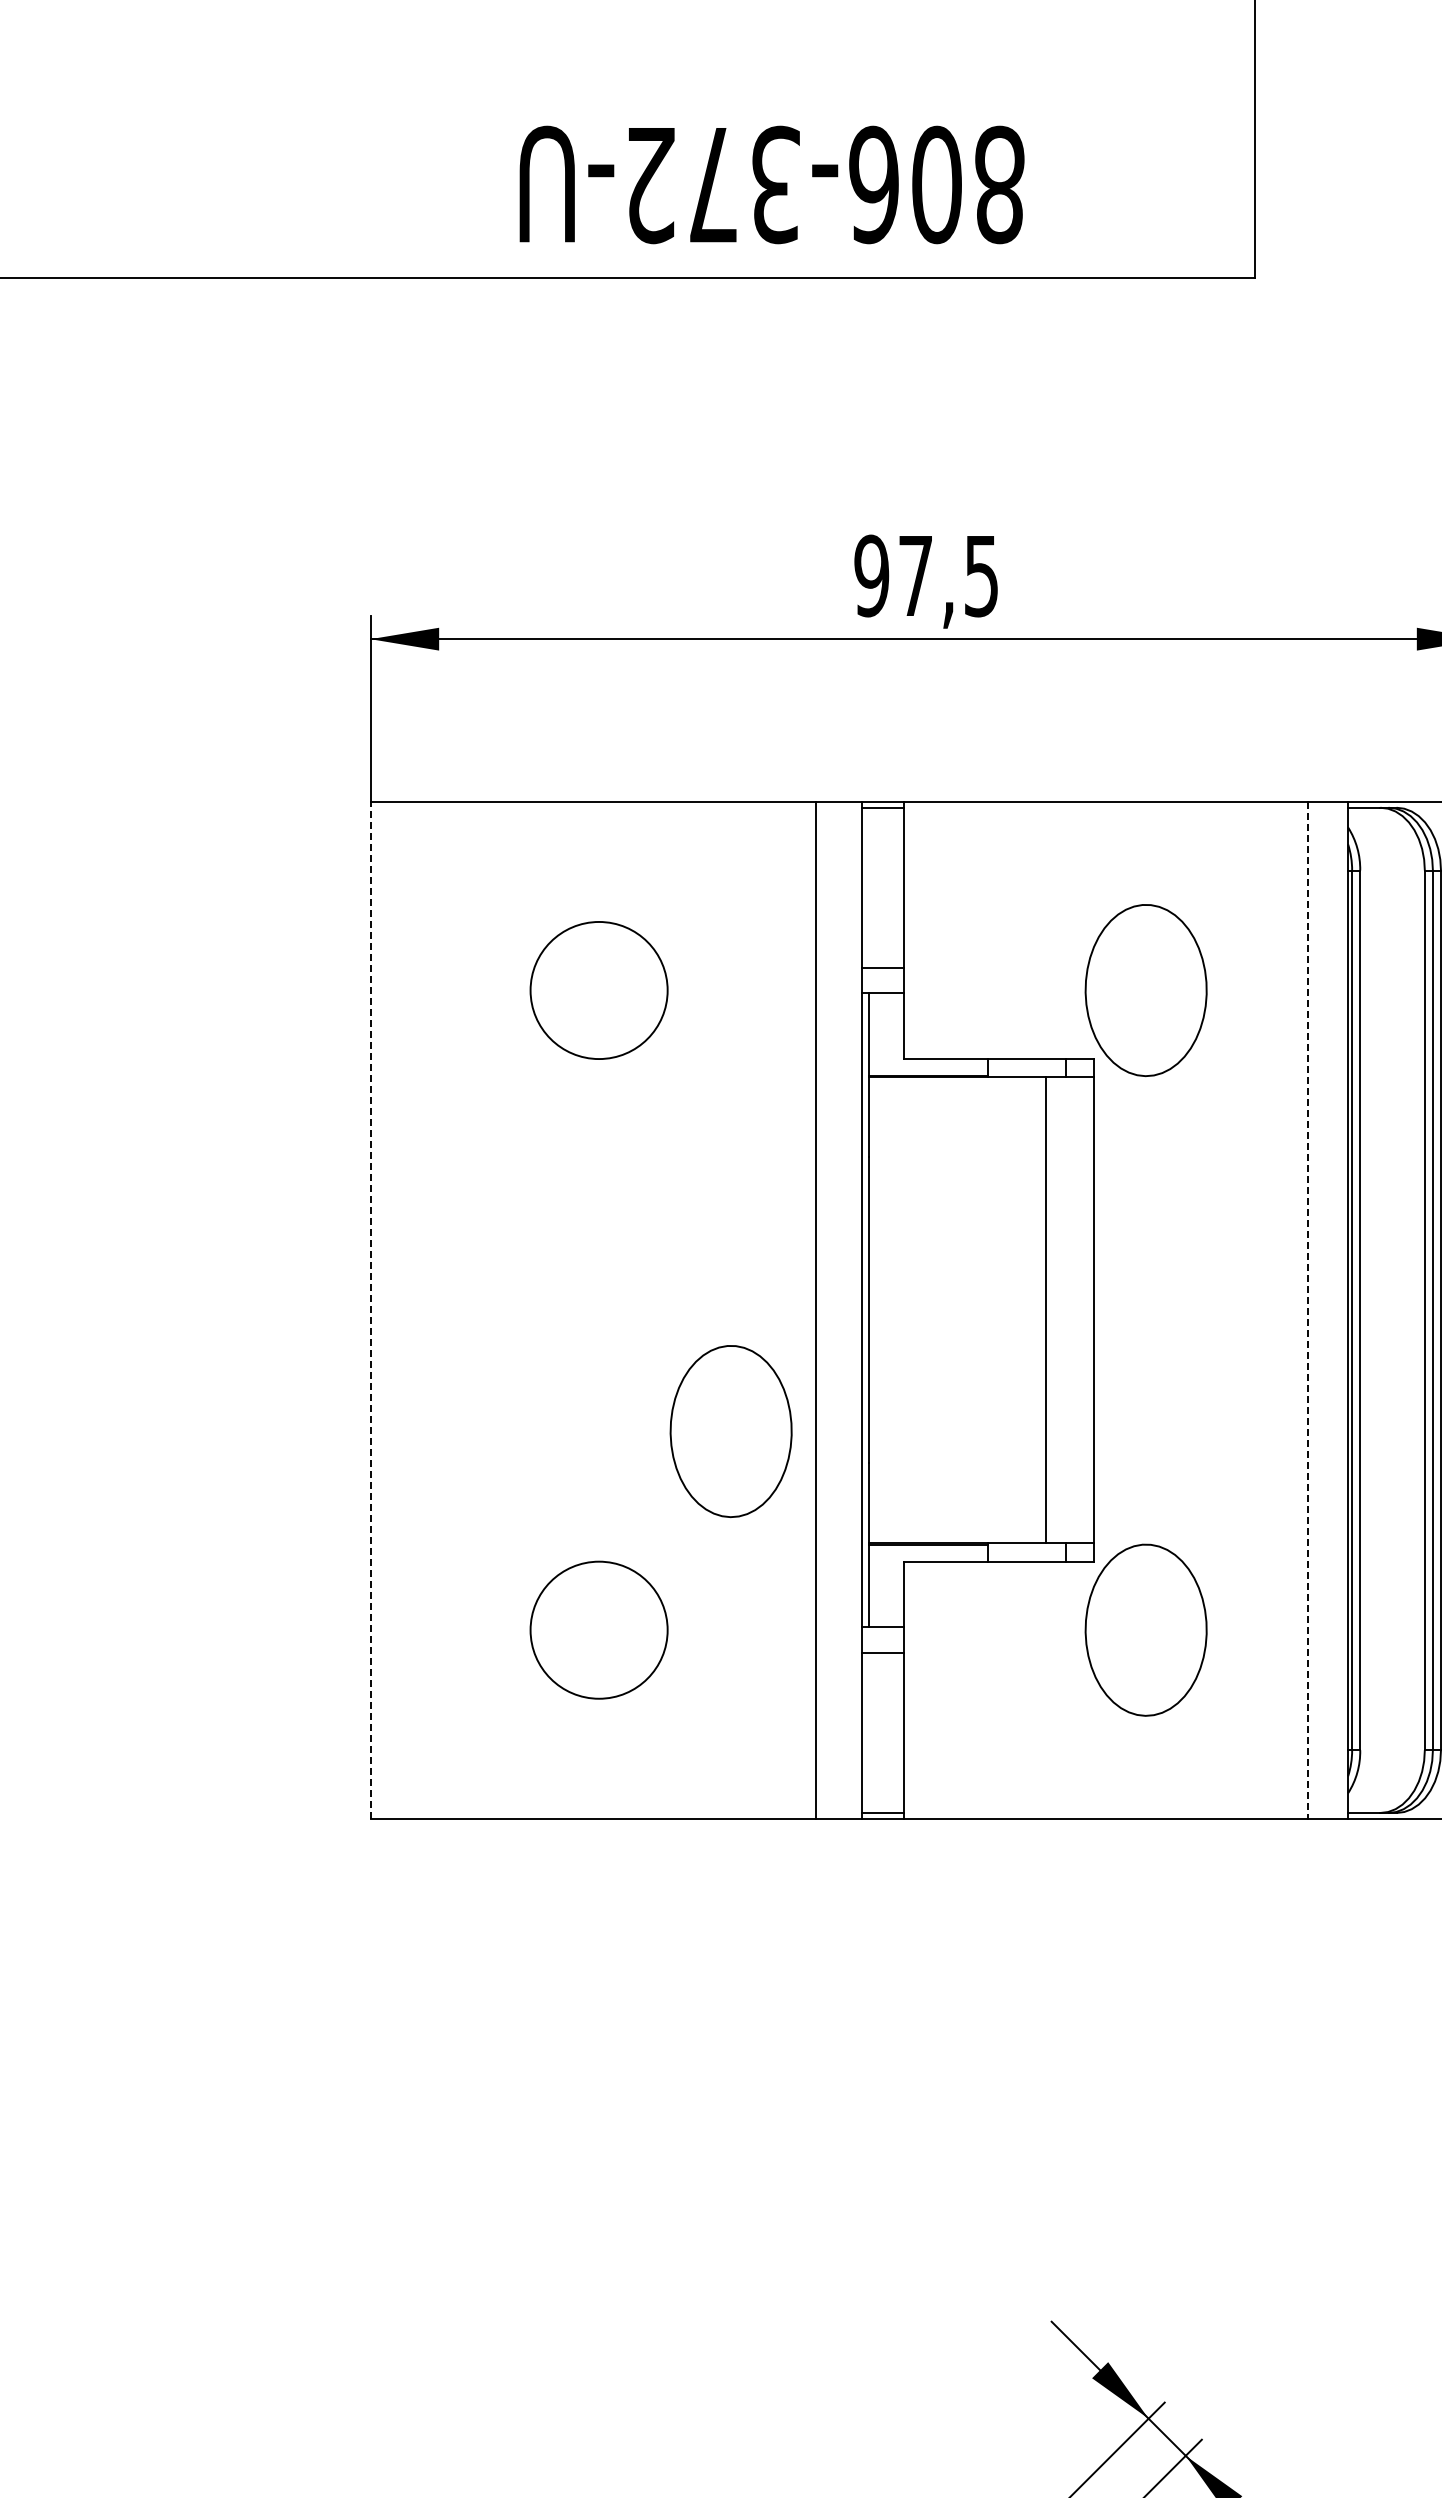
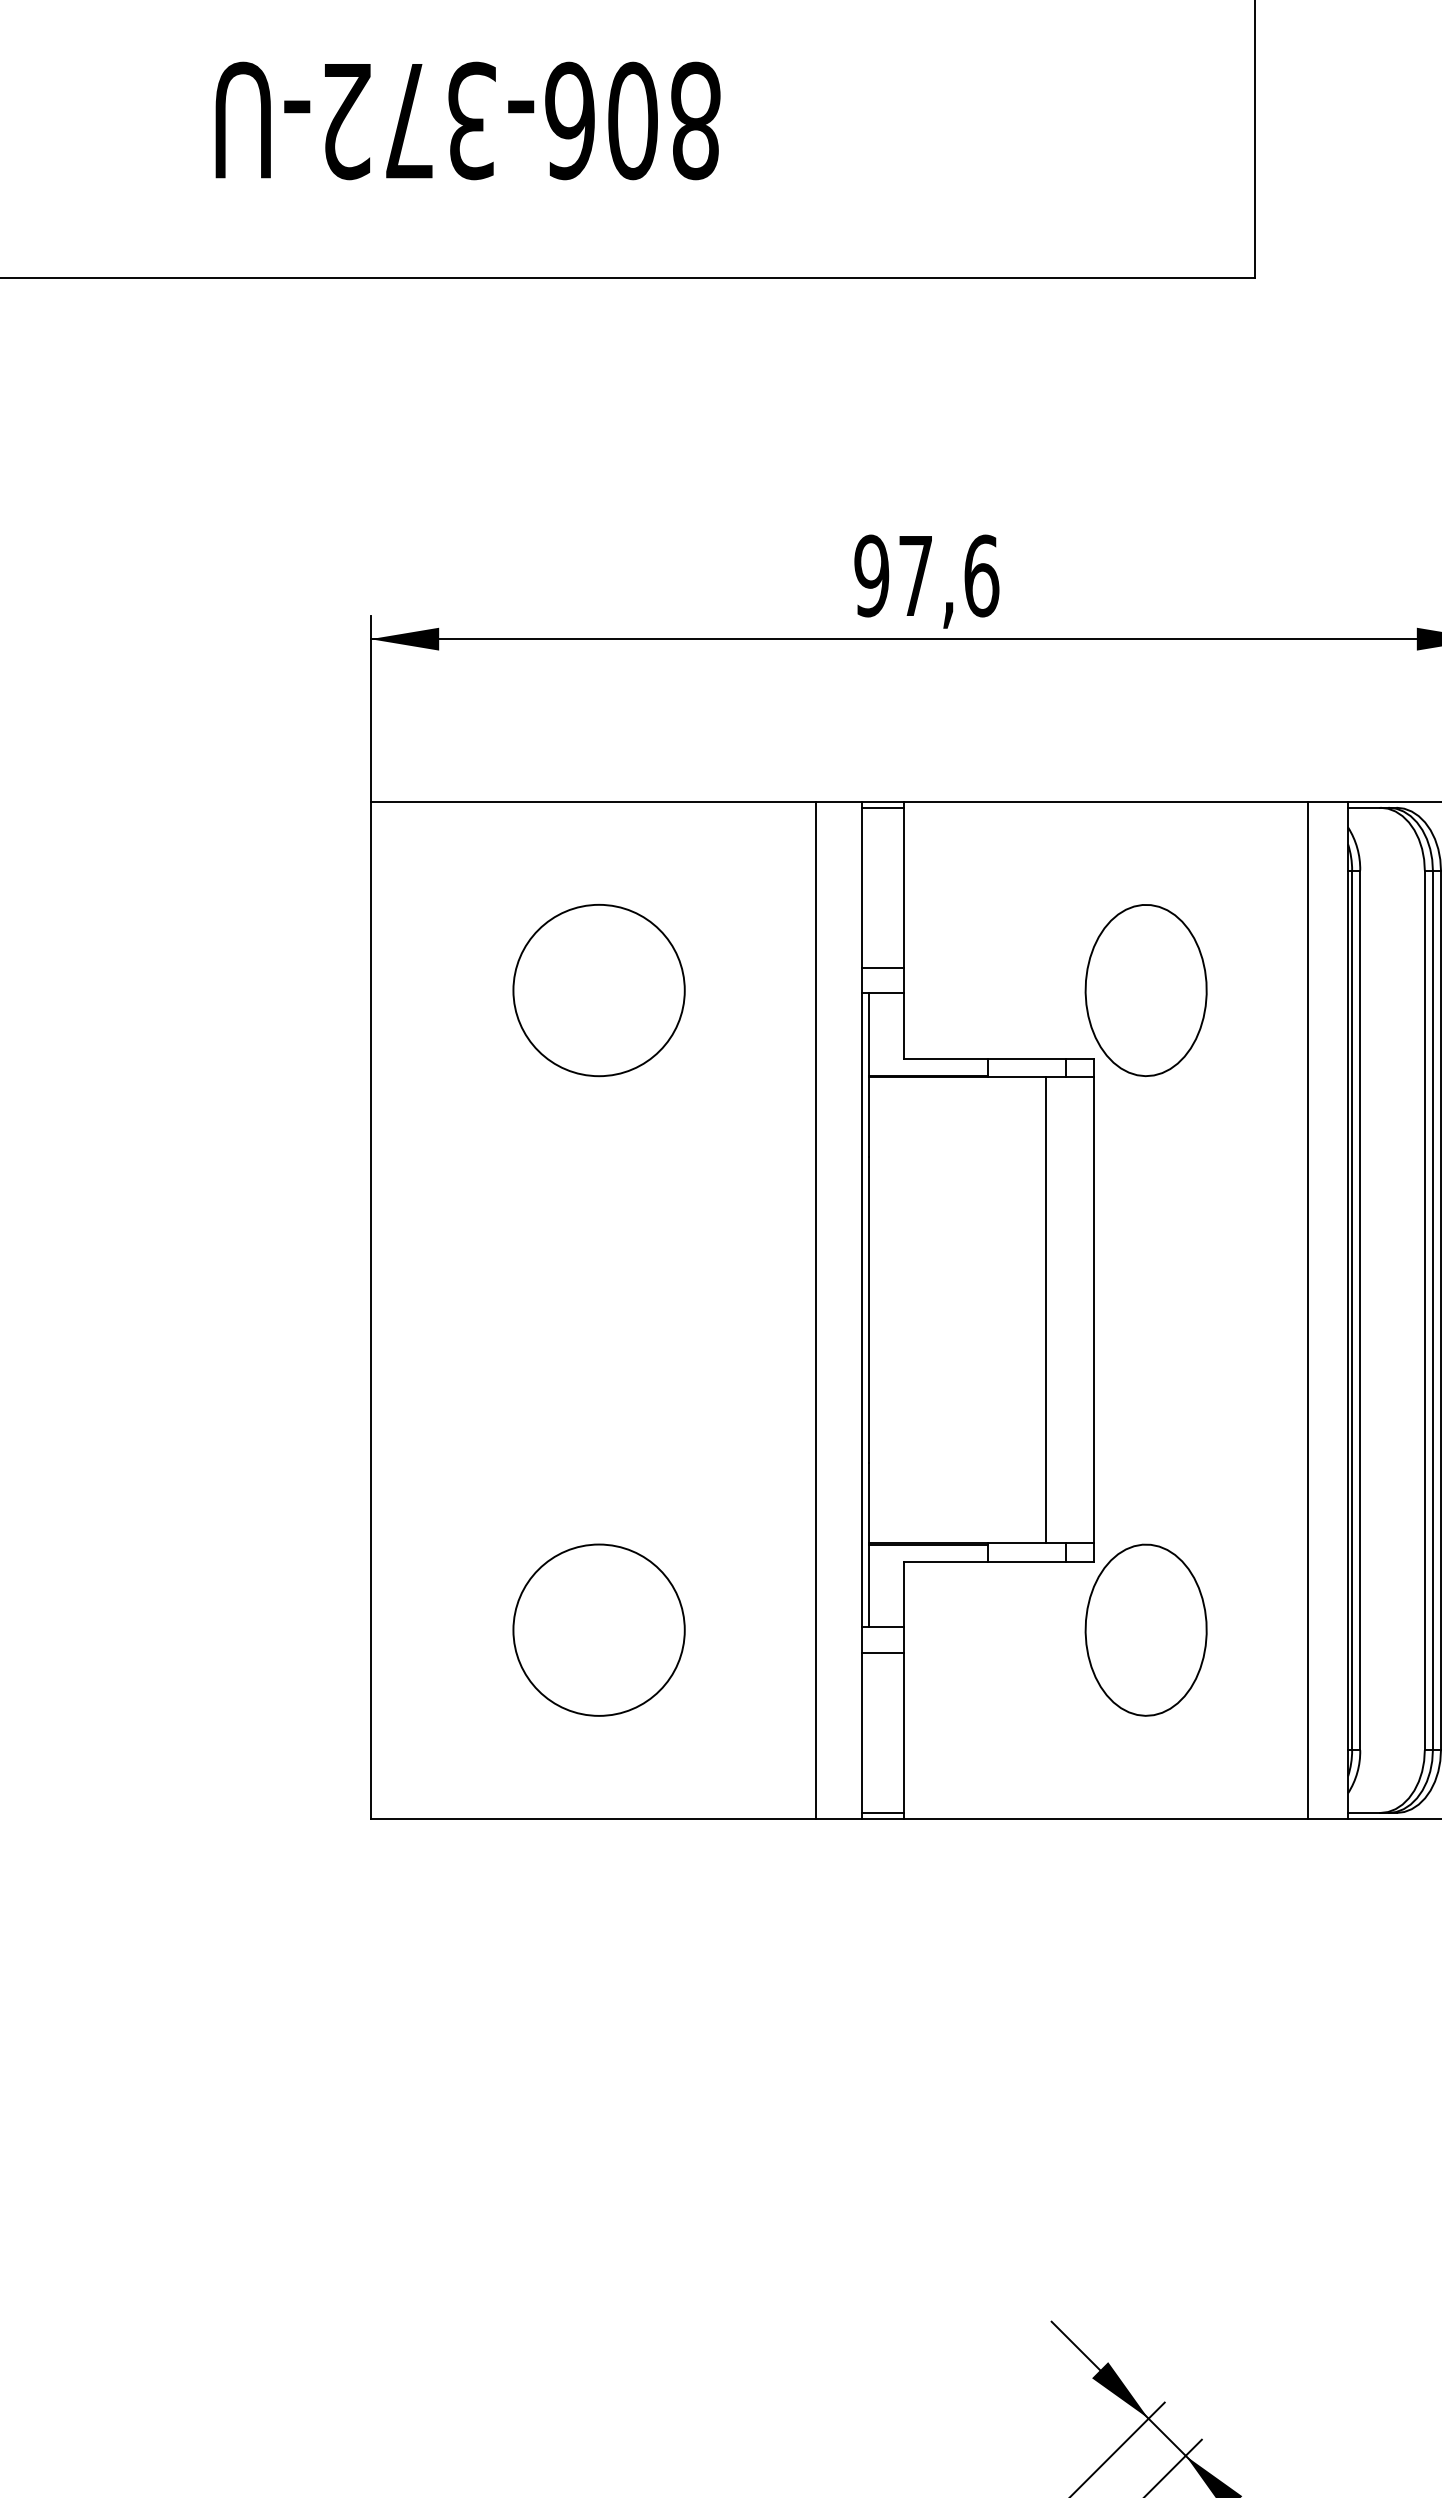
text position: (771, 184) -> (467, 120) (467, 120)
text: 97,5 -> 97,6 (981, 575)
circle diameter: 137 px -> 171 px (598, 990)
line: dashed -> solid (370, 1309)
line: dashed -> solid (1307, 1310)
part: present -> none (730, 1431)
circle diameter: 137 px -> 171 px (598, 1629)
